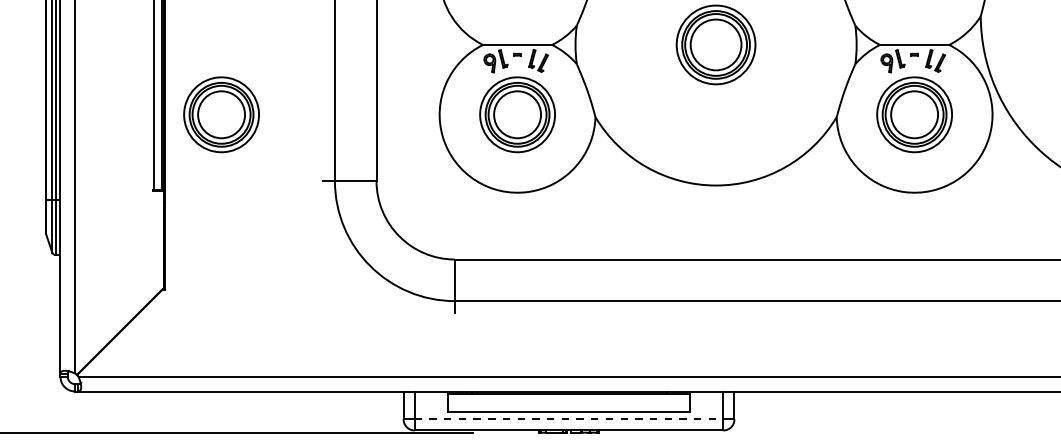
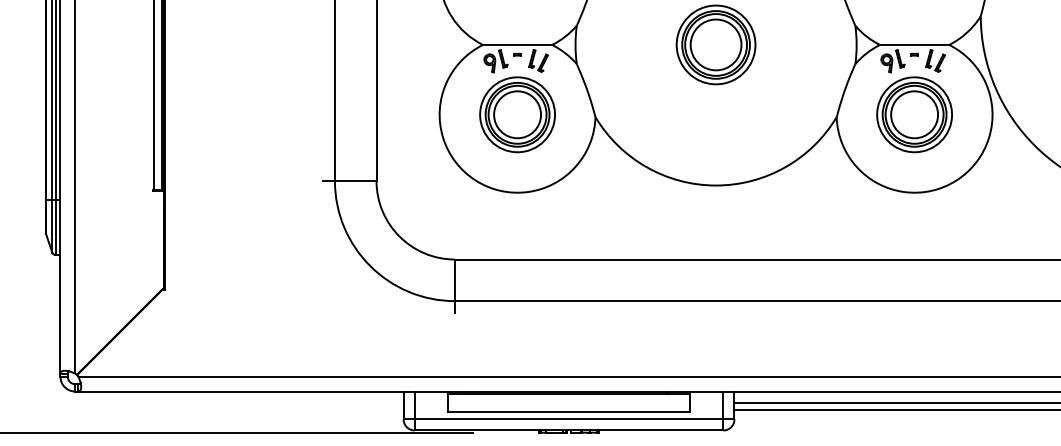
part: present -> none (221, 114)
line: none -> present (895, 402)
line: none -> present (895, 409)
line: dashed -> solid (569, 419)
